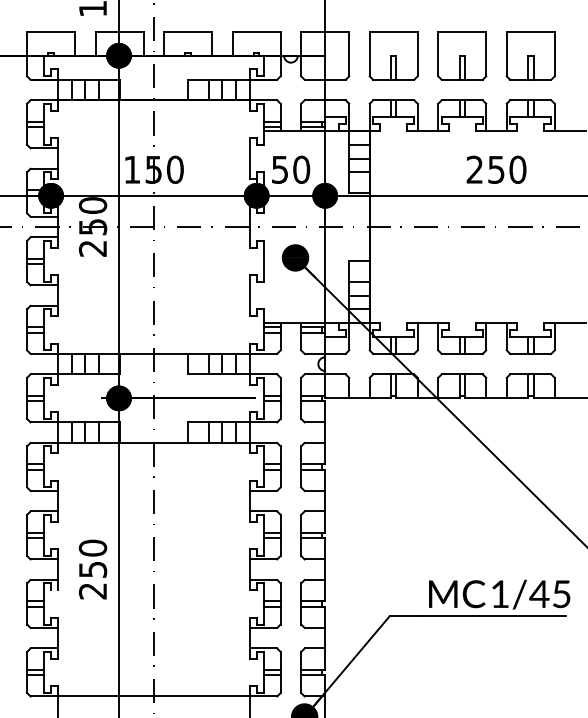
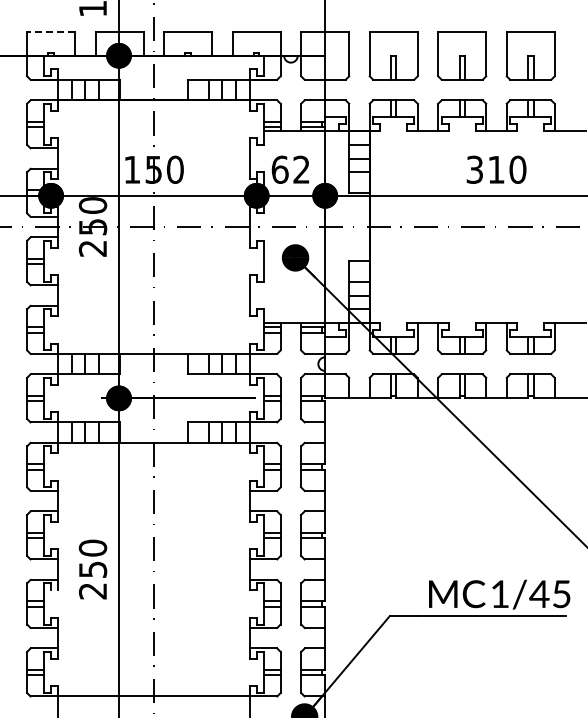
line: solid -> dashed (51, 31)
text: 50 -> 62 (290, 169)
text: 250 -> 310 (485, 169)
